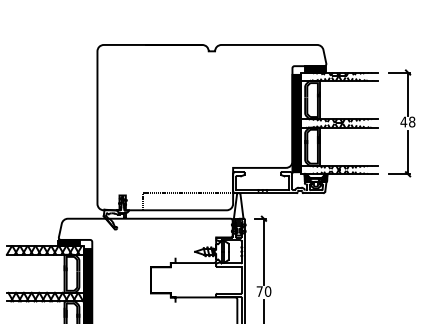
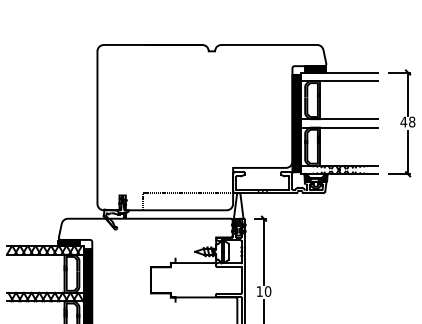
hatch: present -> none (338, 76)
hatch: present -> none (338, 123)
text: 70 -> 10 (259, 291)
